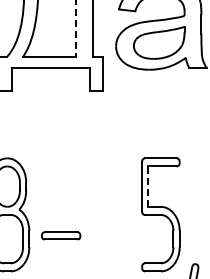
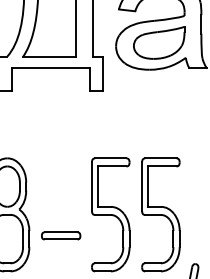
line: dashed -> solid (76, 28)
line: dashed -> solid (148, 186)
part: none -> present (110, 214)
